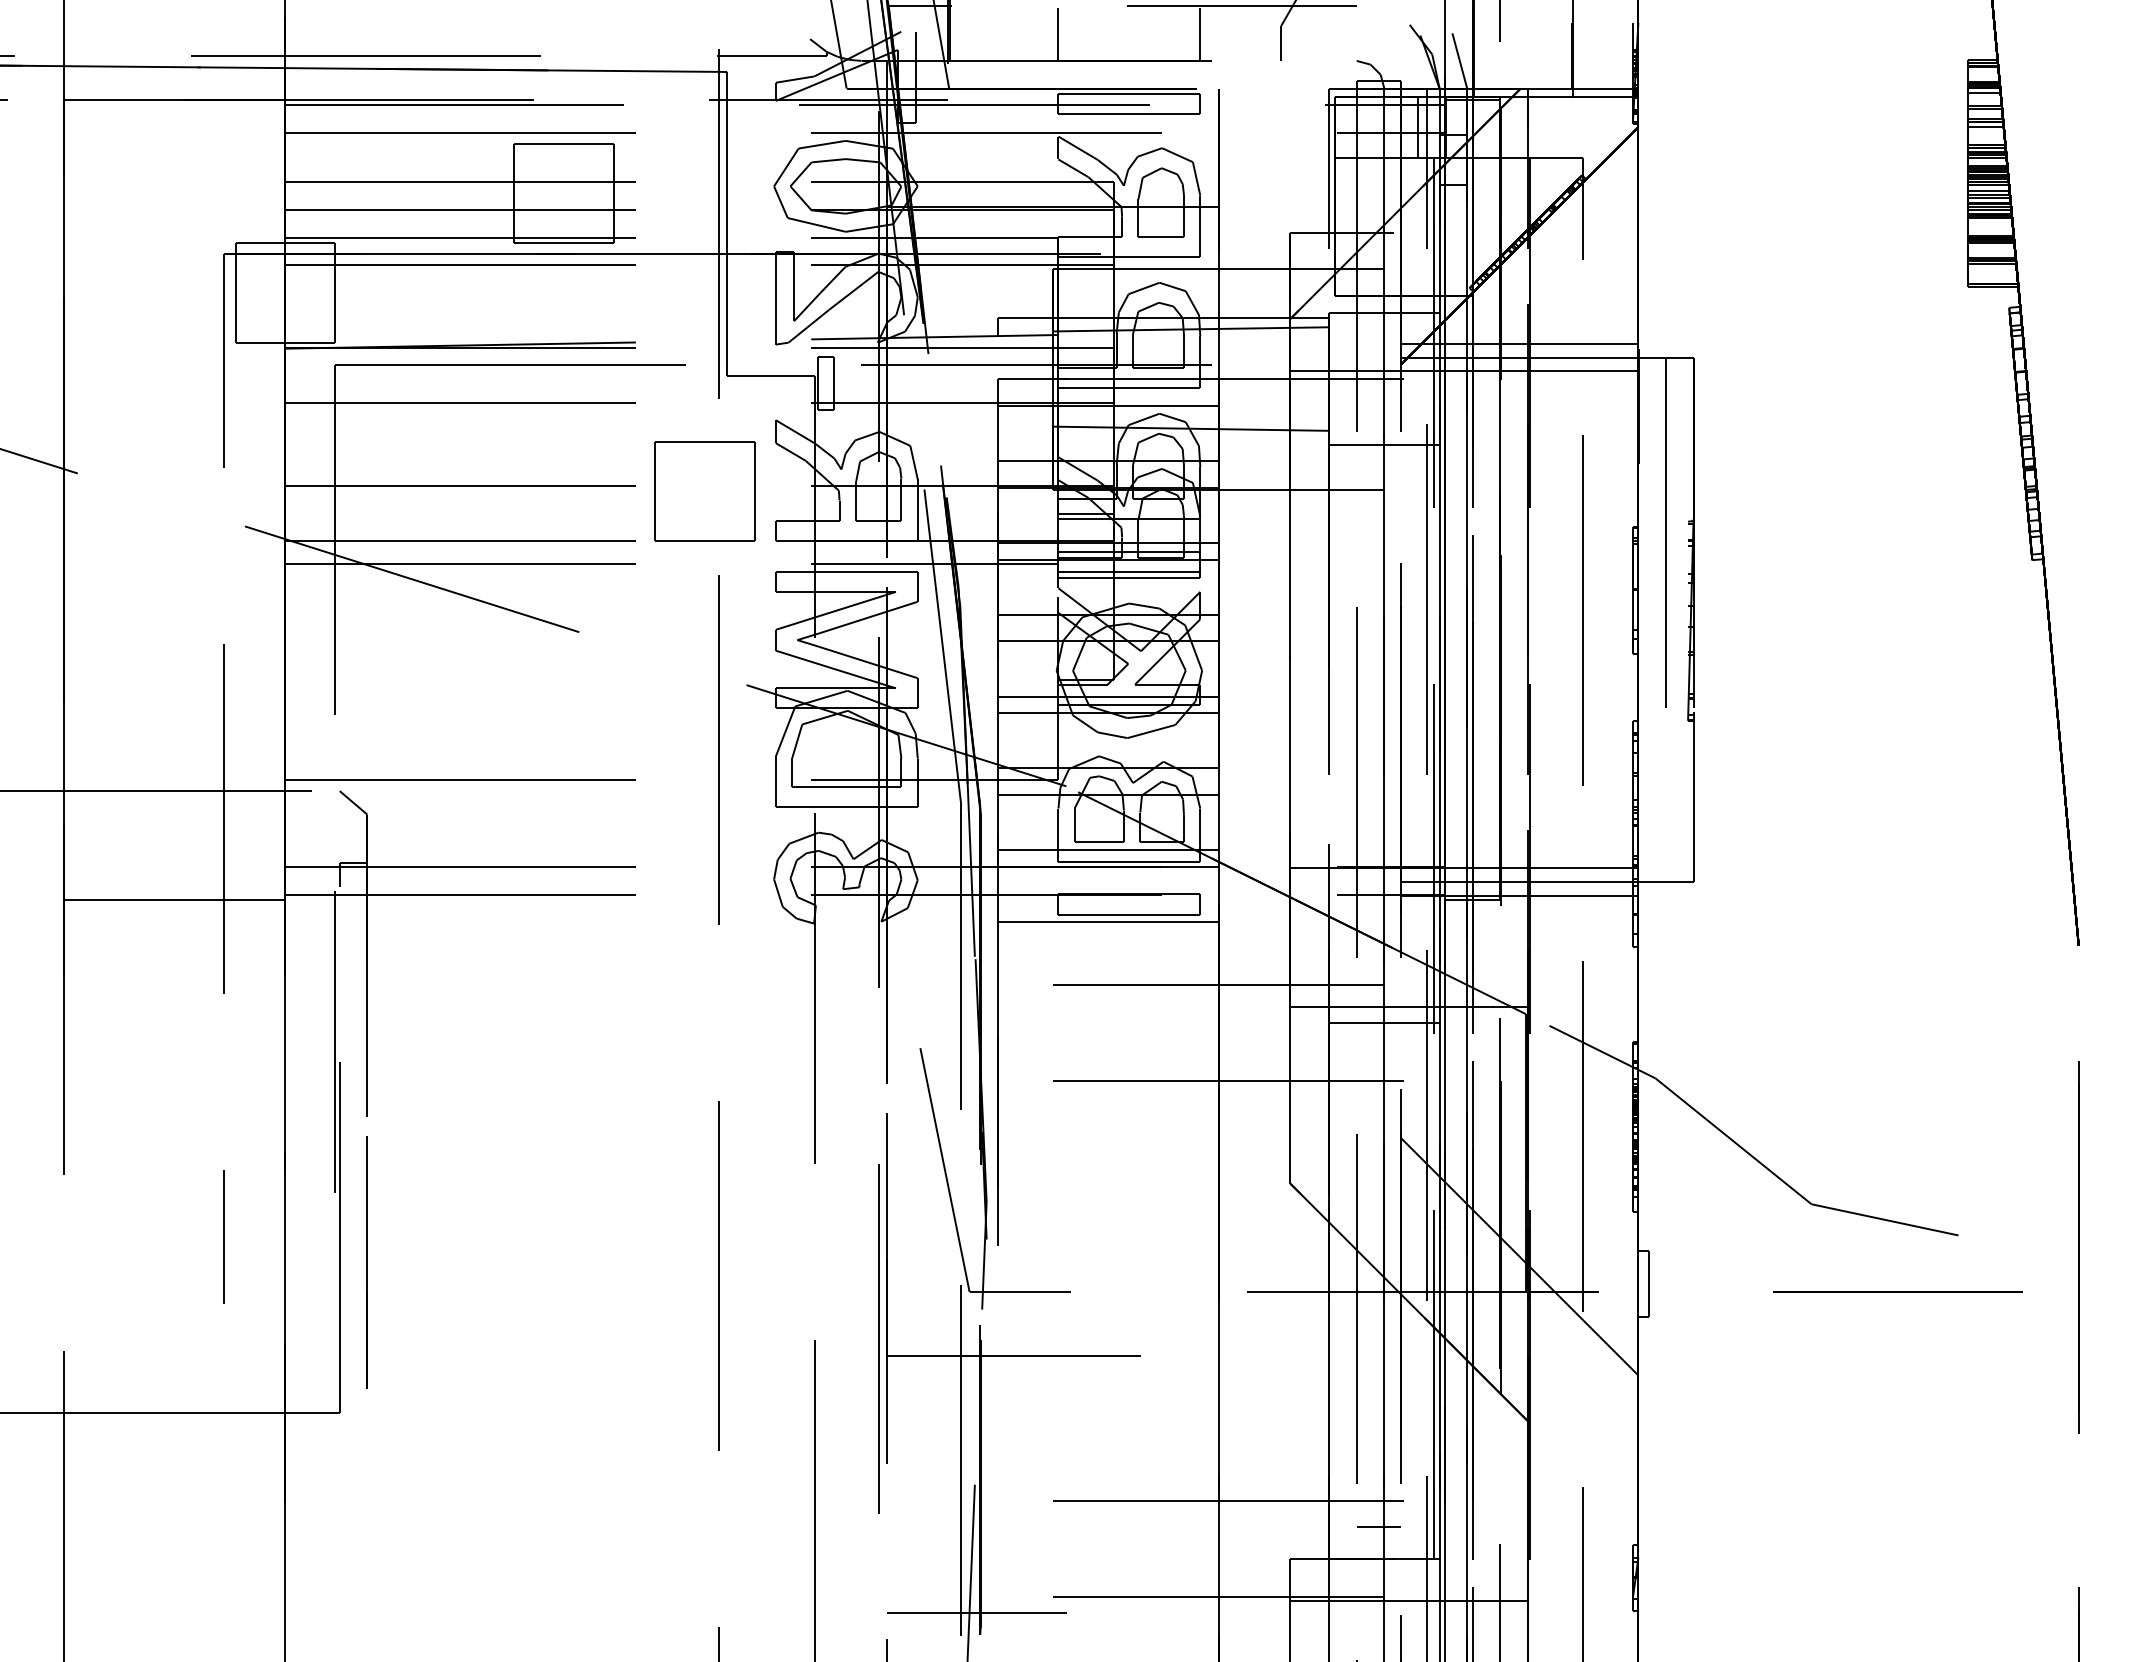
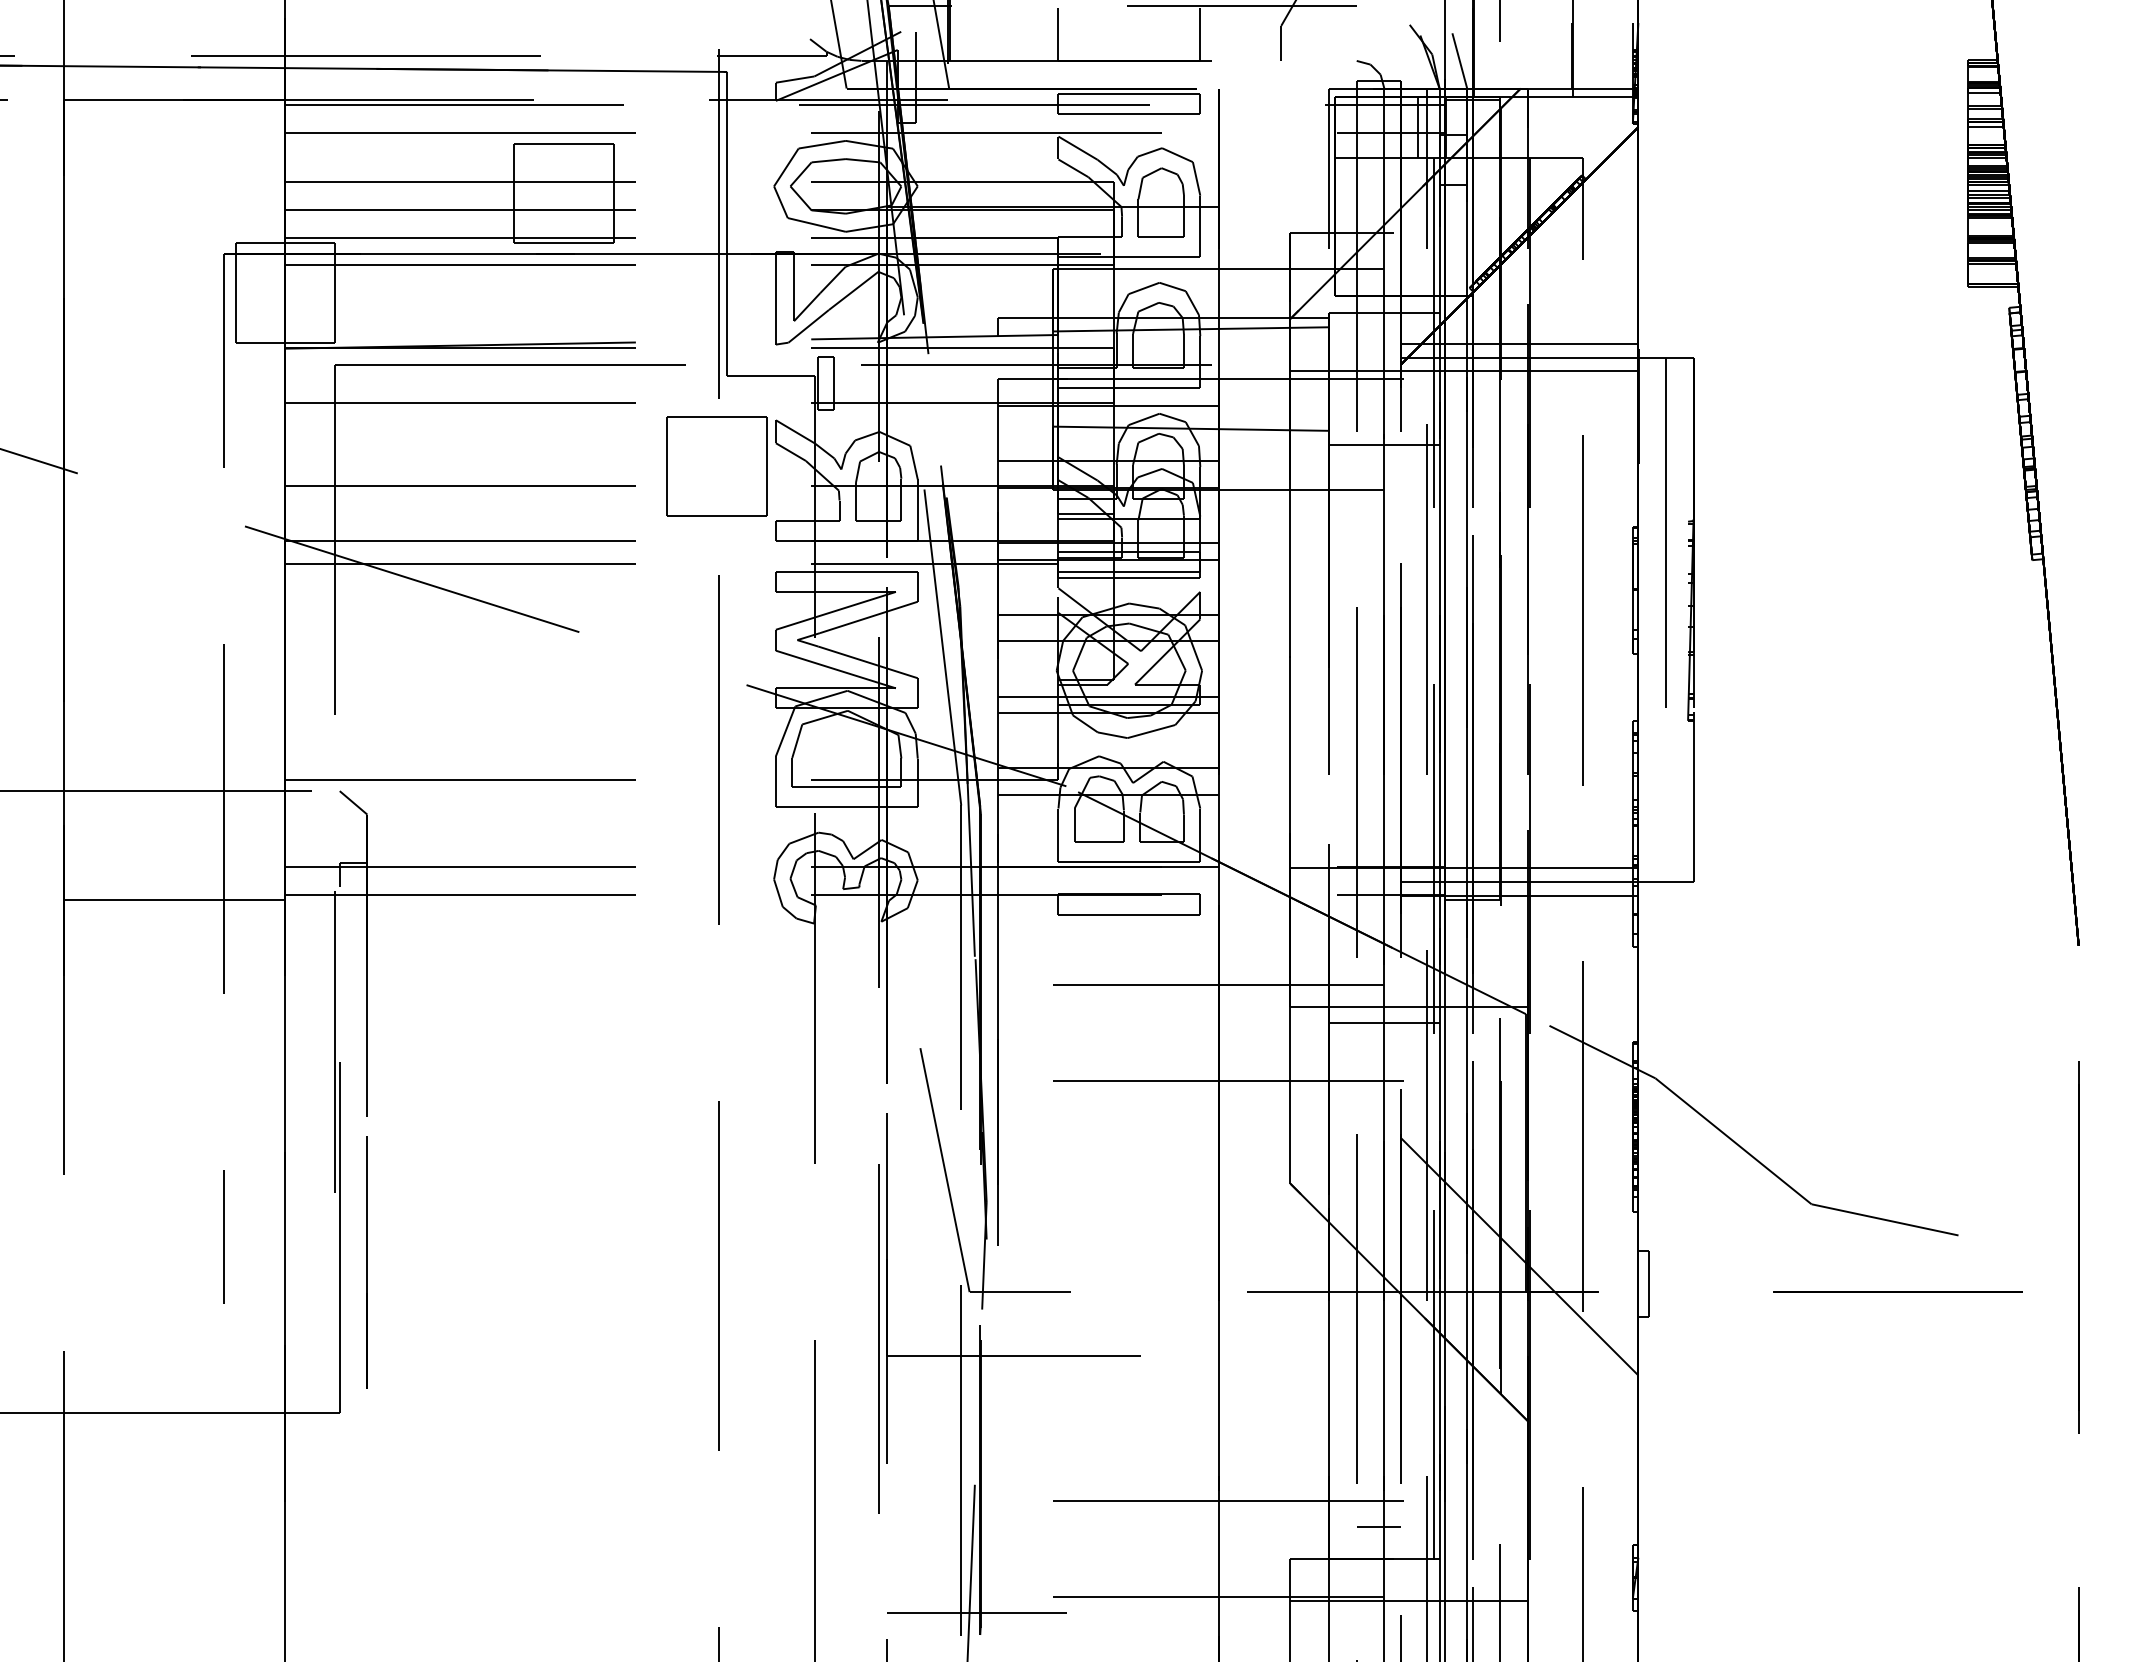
part position: (704, 491) -> (716, 466) (716, 466)
line: present -> none (1107, 850)
line: present -> none (1107, 922)
